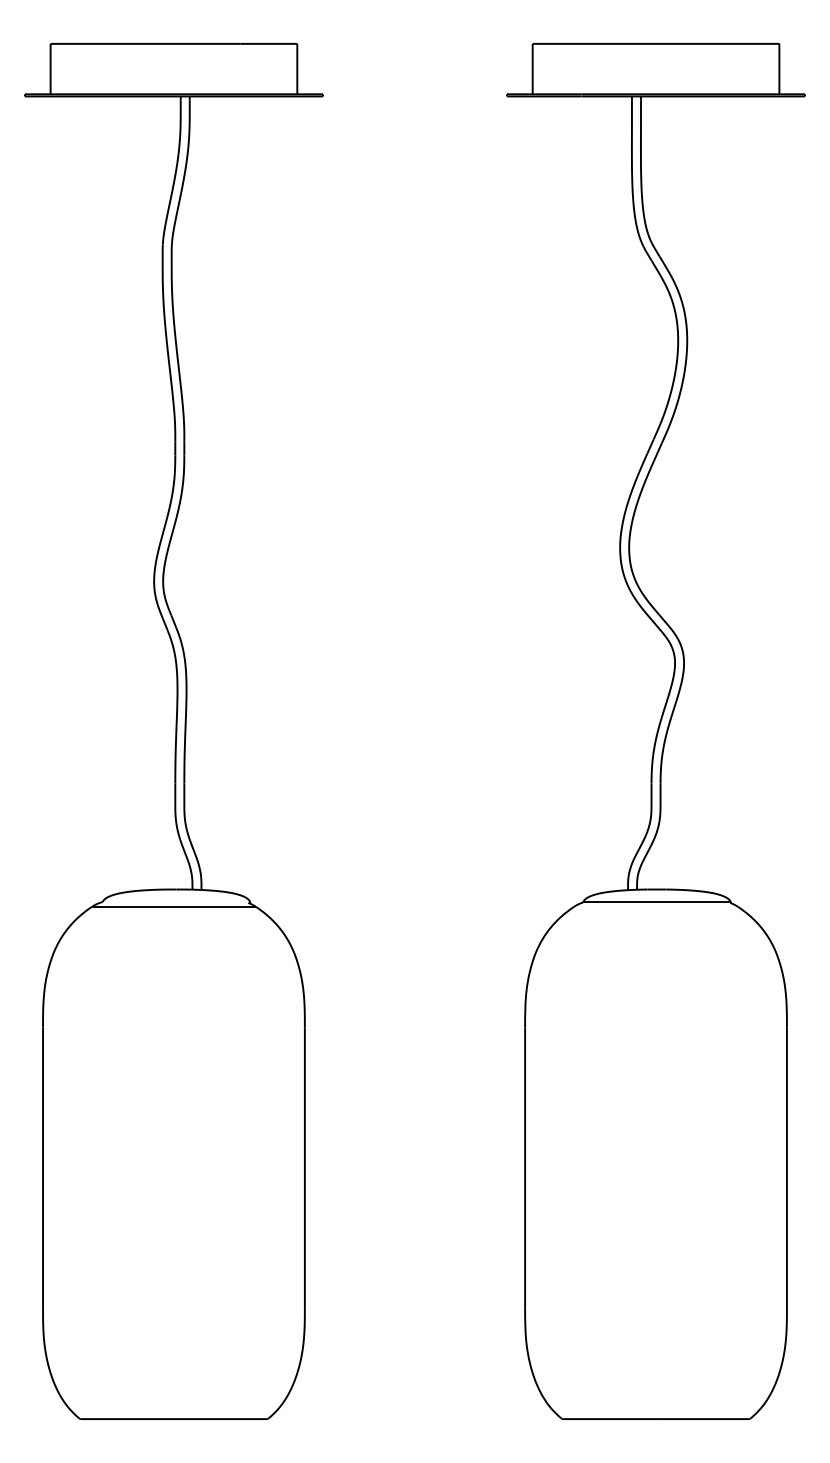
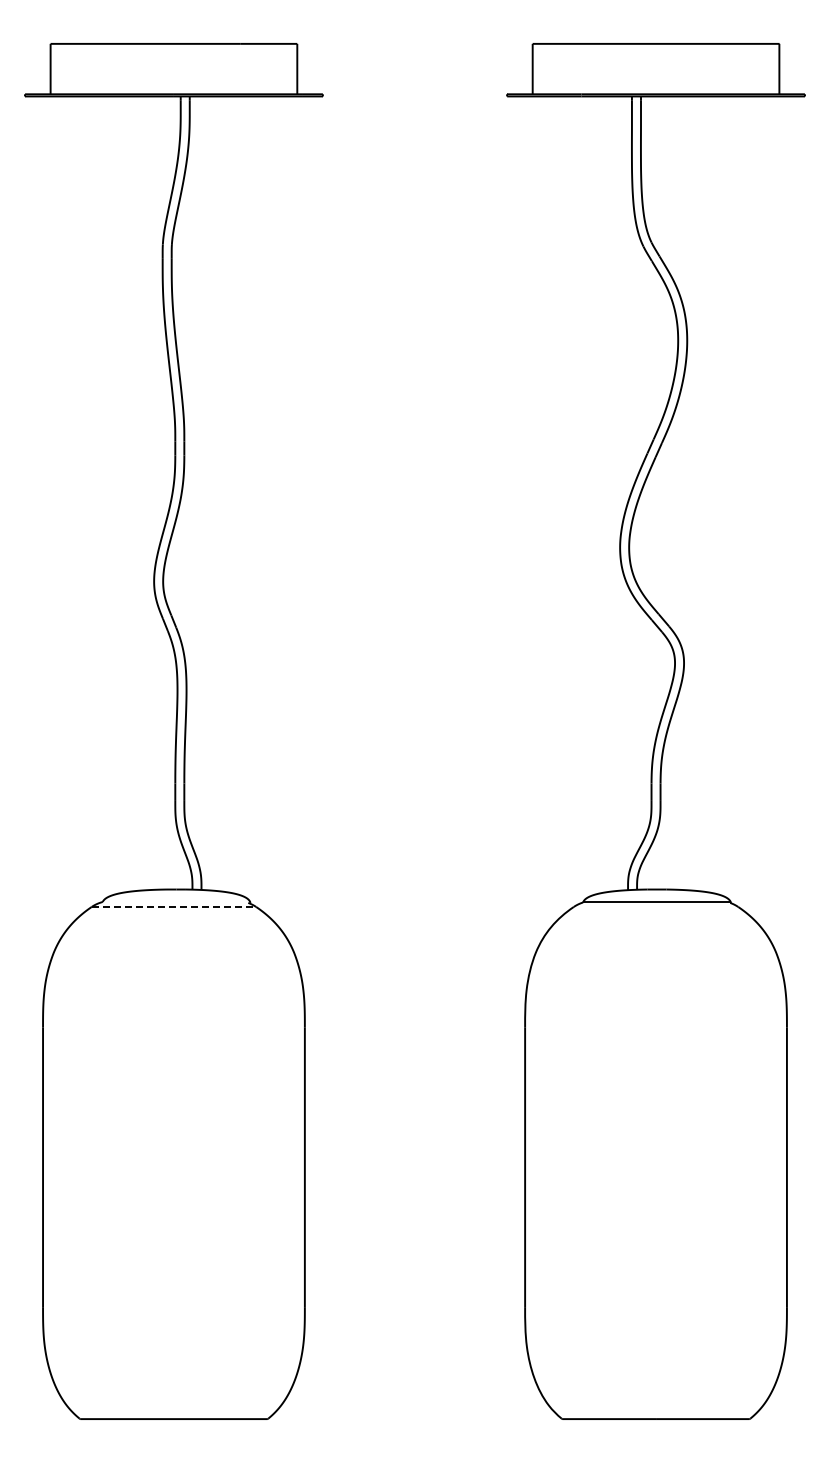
line: solid -> dashed (174, 907)
